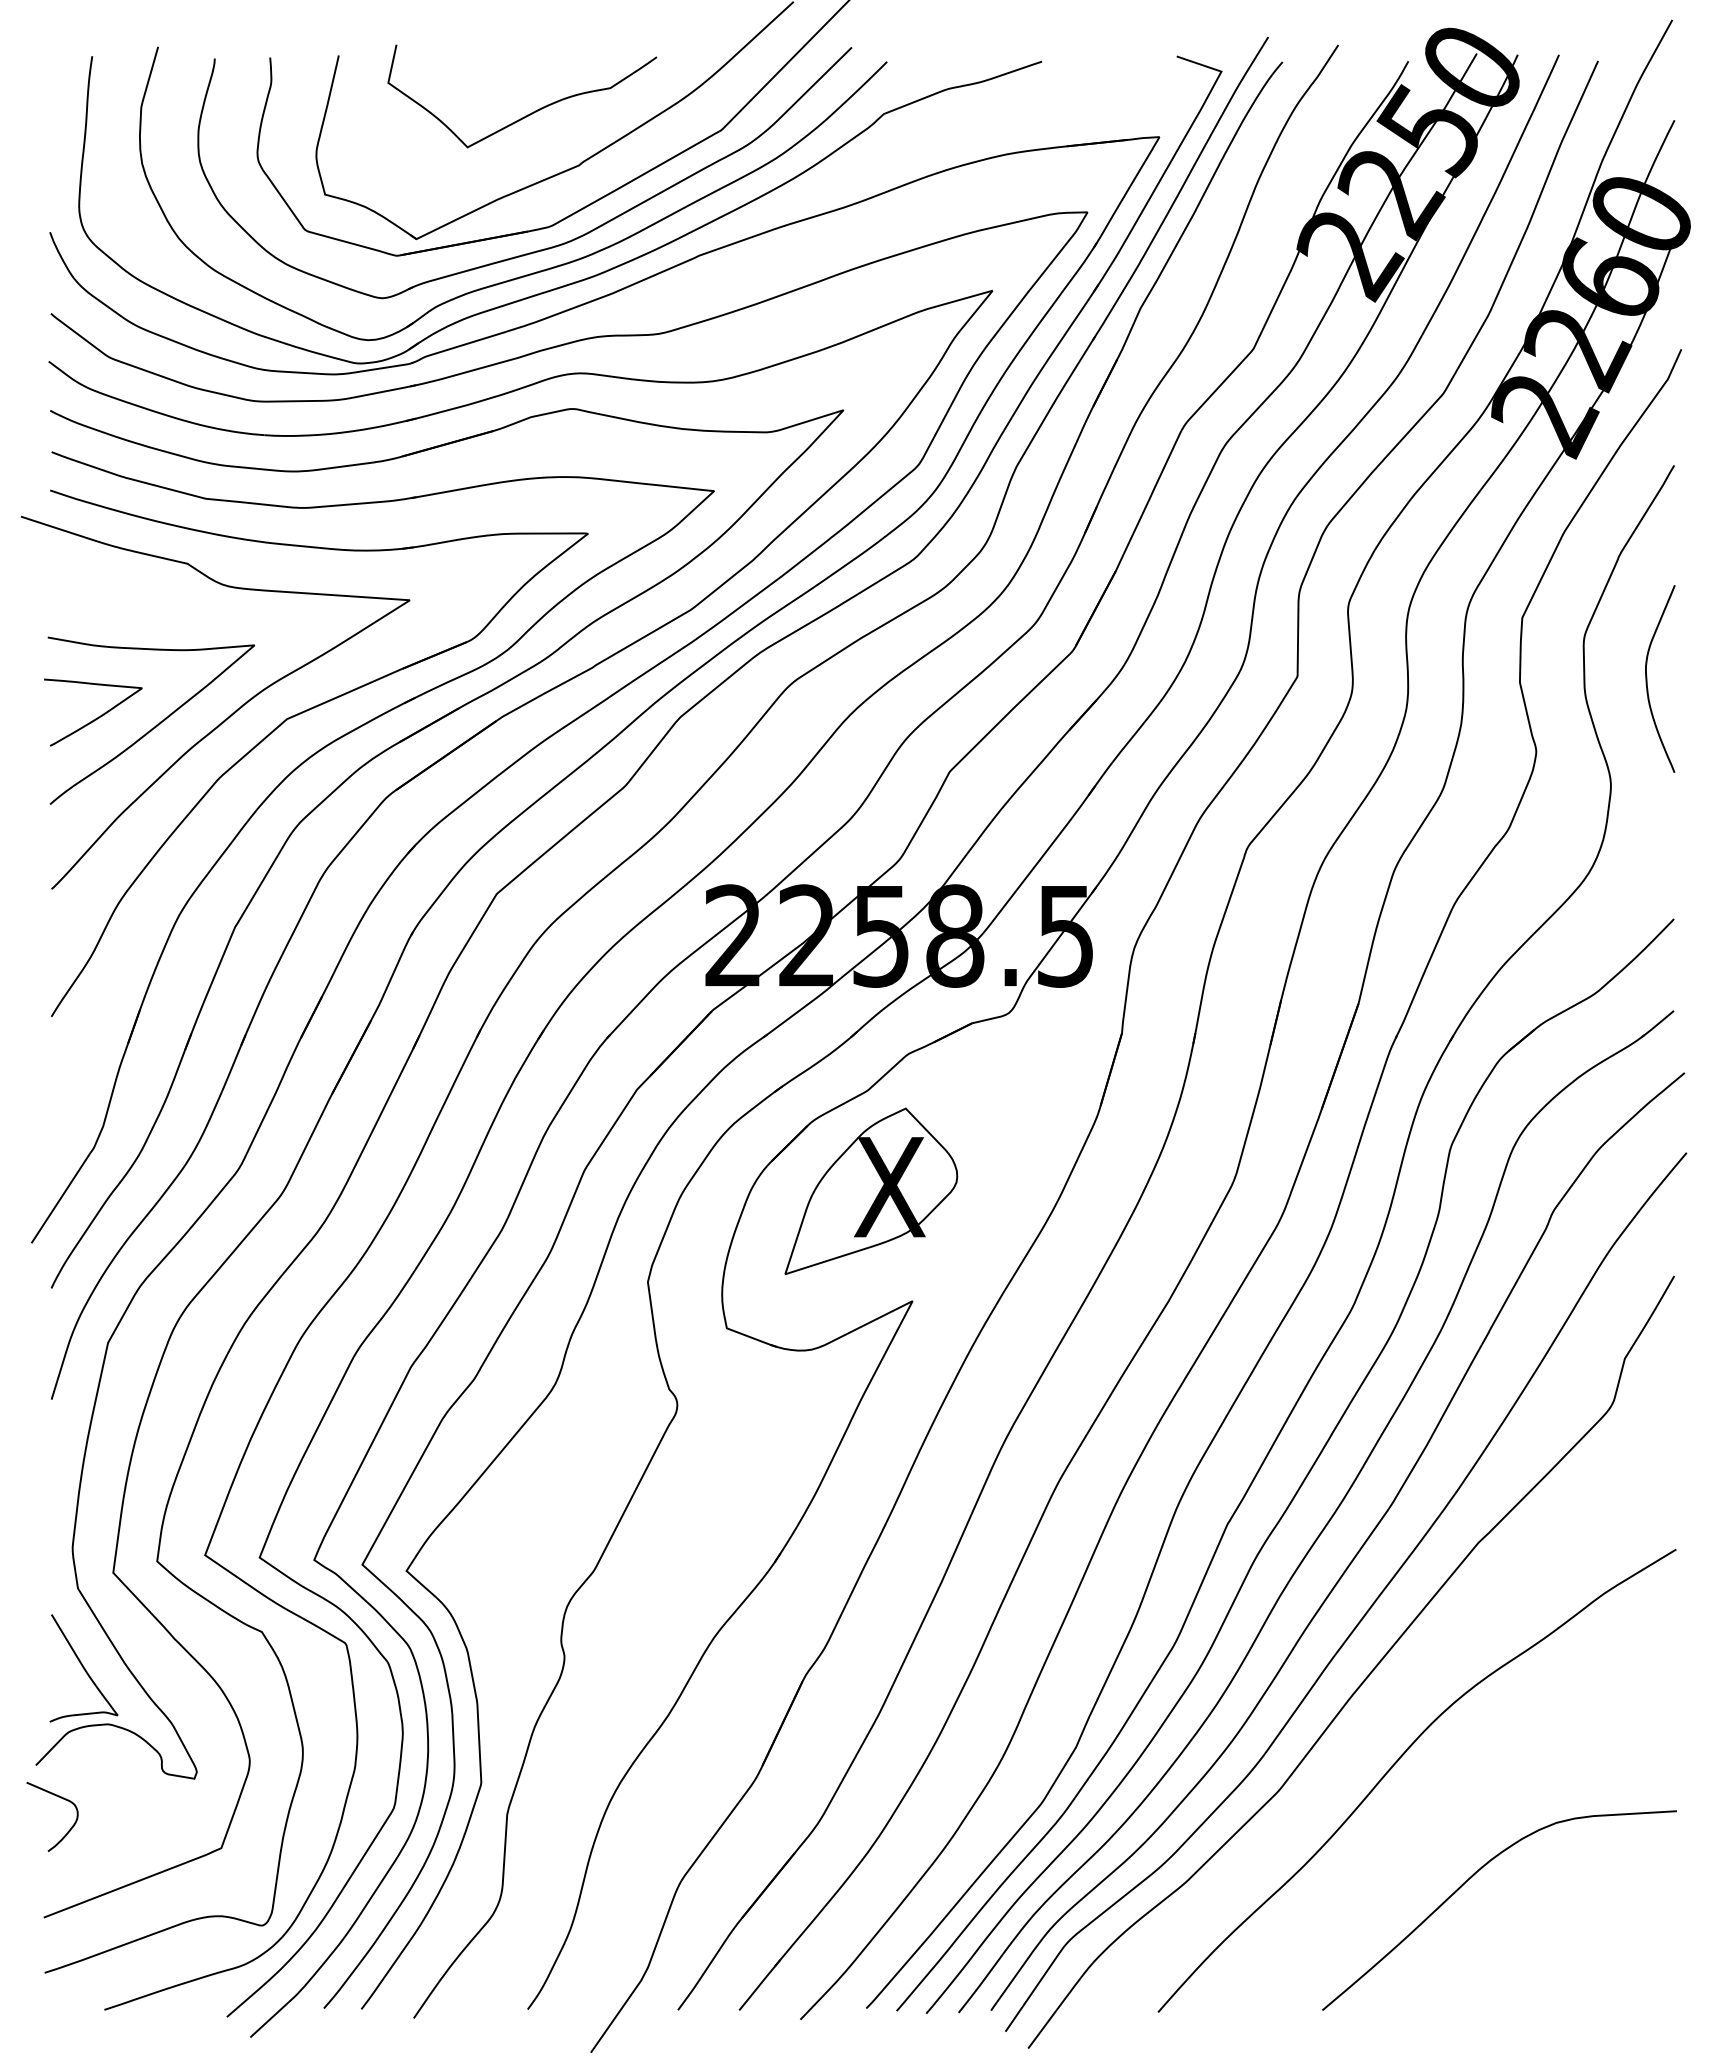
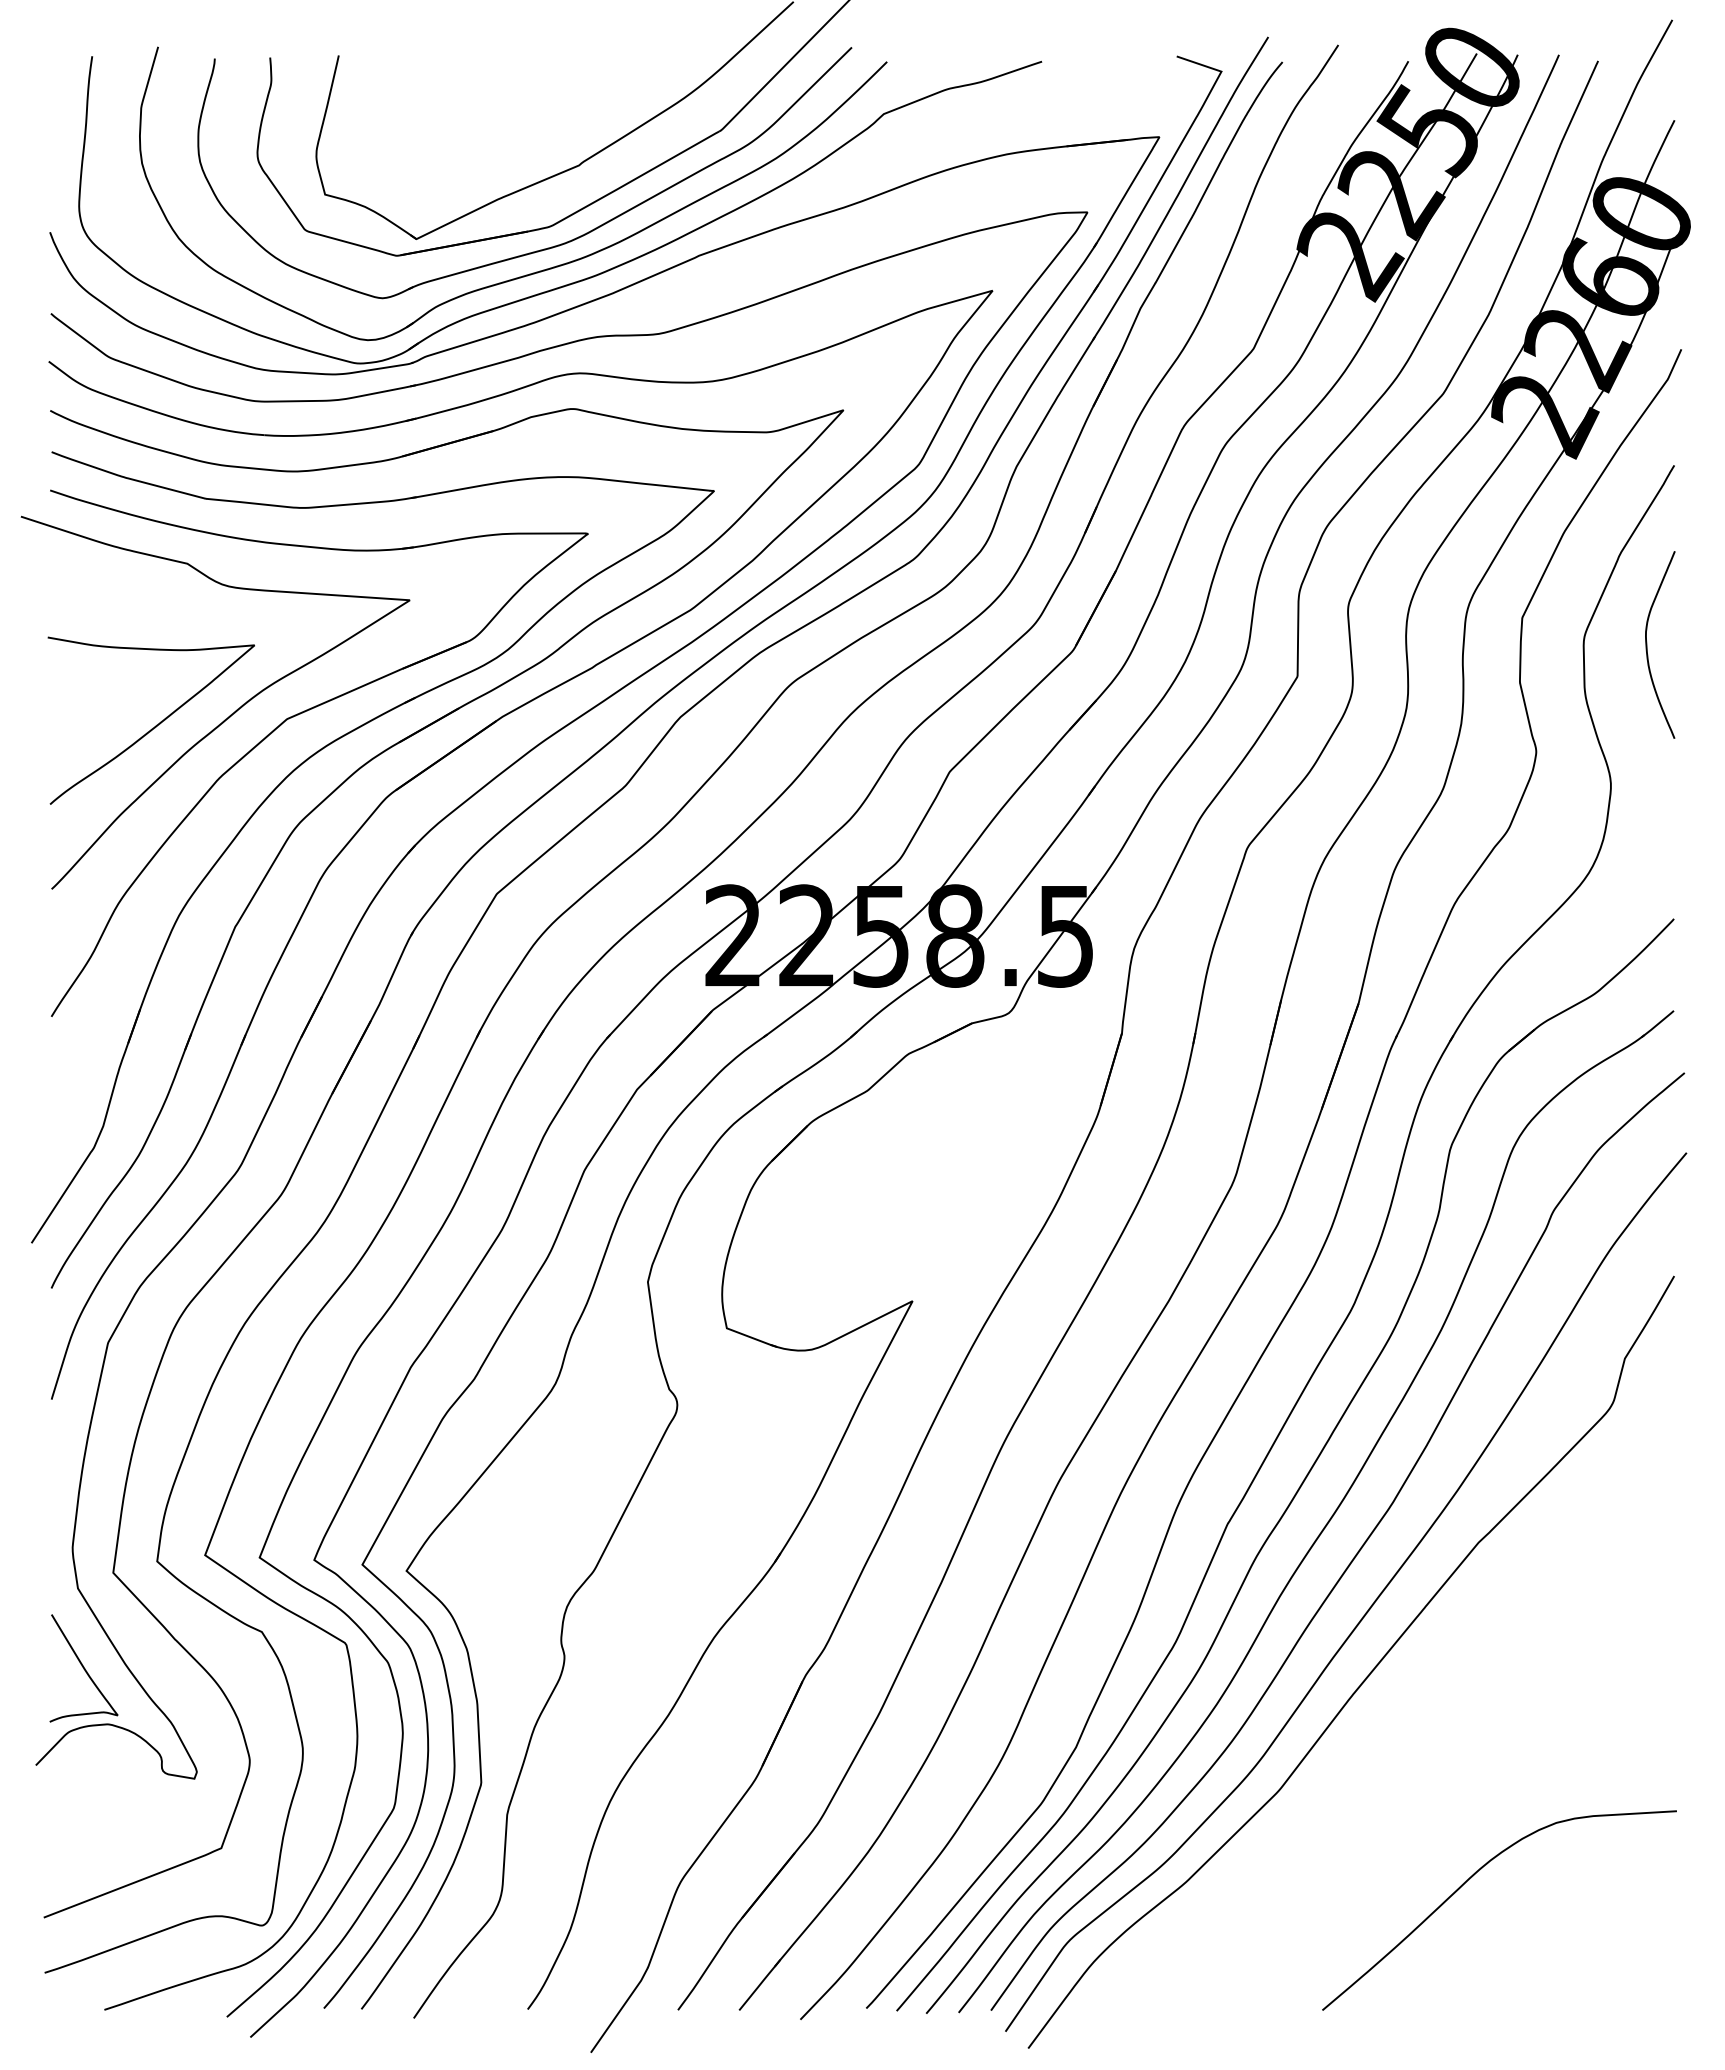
curve: present -> none (531, 112)
curve position: (1647, 678) -> (1647, 644) (1647, 644)
curve: present -> none (95, 718)
part: present -> none (871, 1190)
curve: present -> none (1398, 1761)
curve: present -> none (60, 1798)
